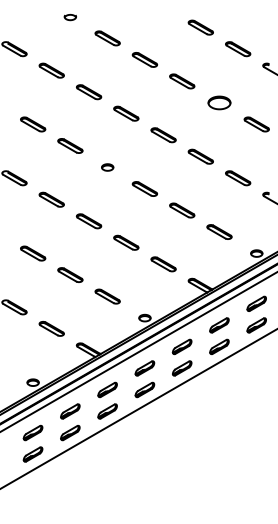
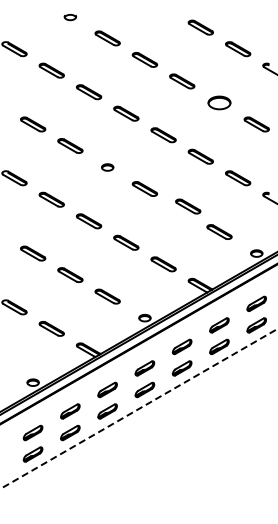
part position: (182, 210) -> (188, 206) (188, 206)
line: present -> none (138, 351)
line: solid -> dashed (138, 408)
